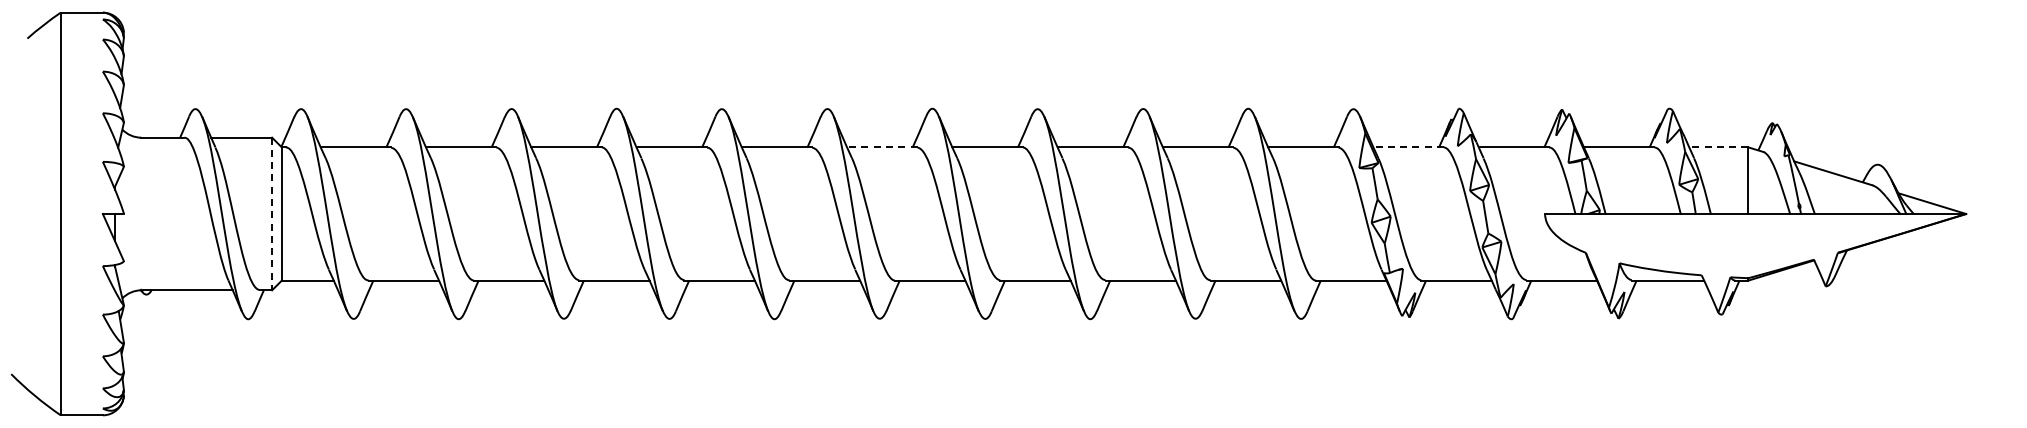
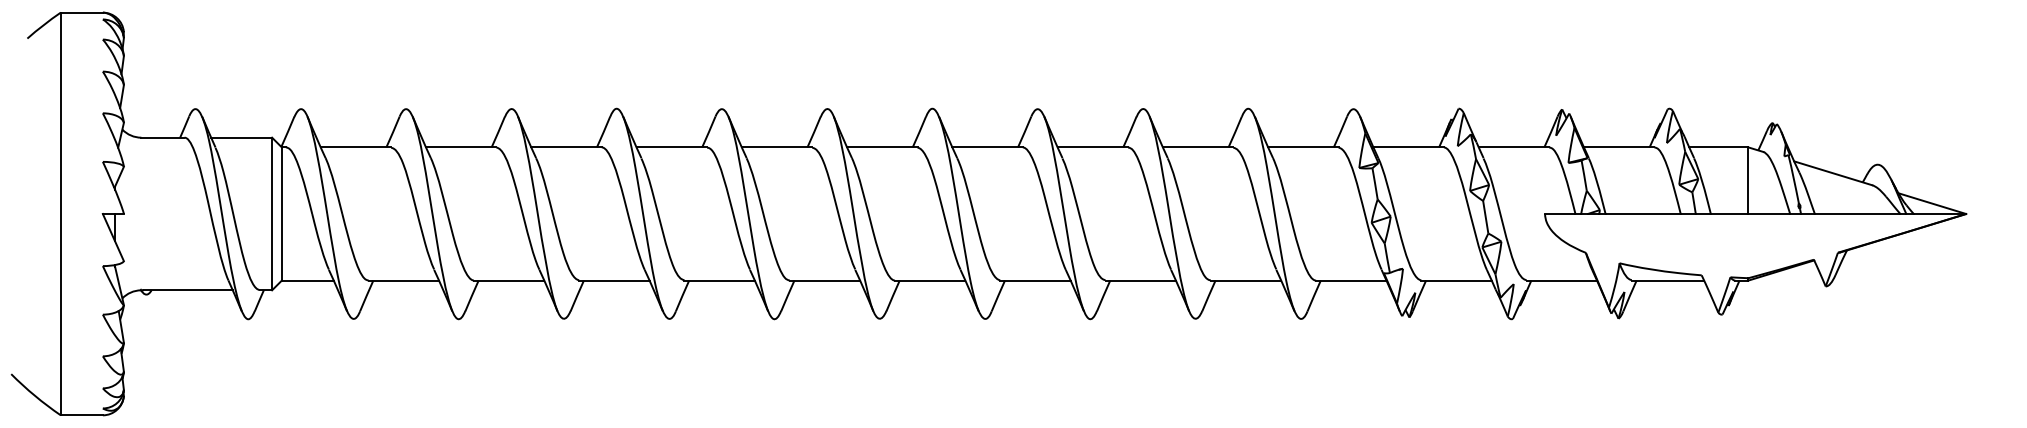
line: dashed -> solid (881, 147)
line: dashed -> solid (1408, 147)
line: dashed -> solid (1718, 147)
line: dashed -> solid (272, 214)
